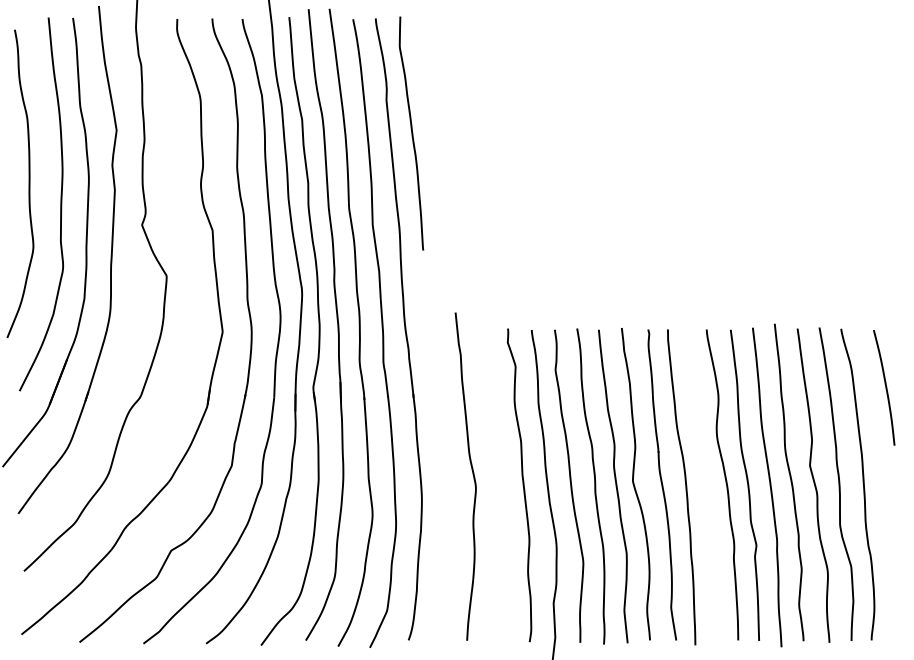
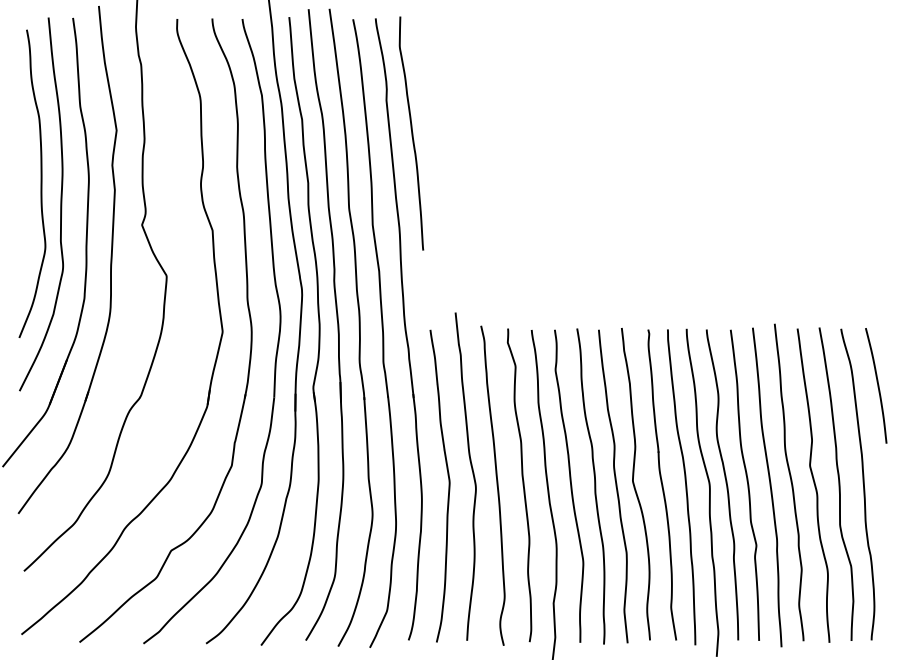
curve position: (28, 183) -> (40, 183) (40, 183)
curve position: (885, 387) -> (877, 385) (877, 385)
curve: none -> present (448, 485)
curve: none -> present (496, 485)
curve: none -> present (709, 492)
